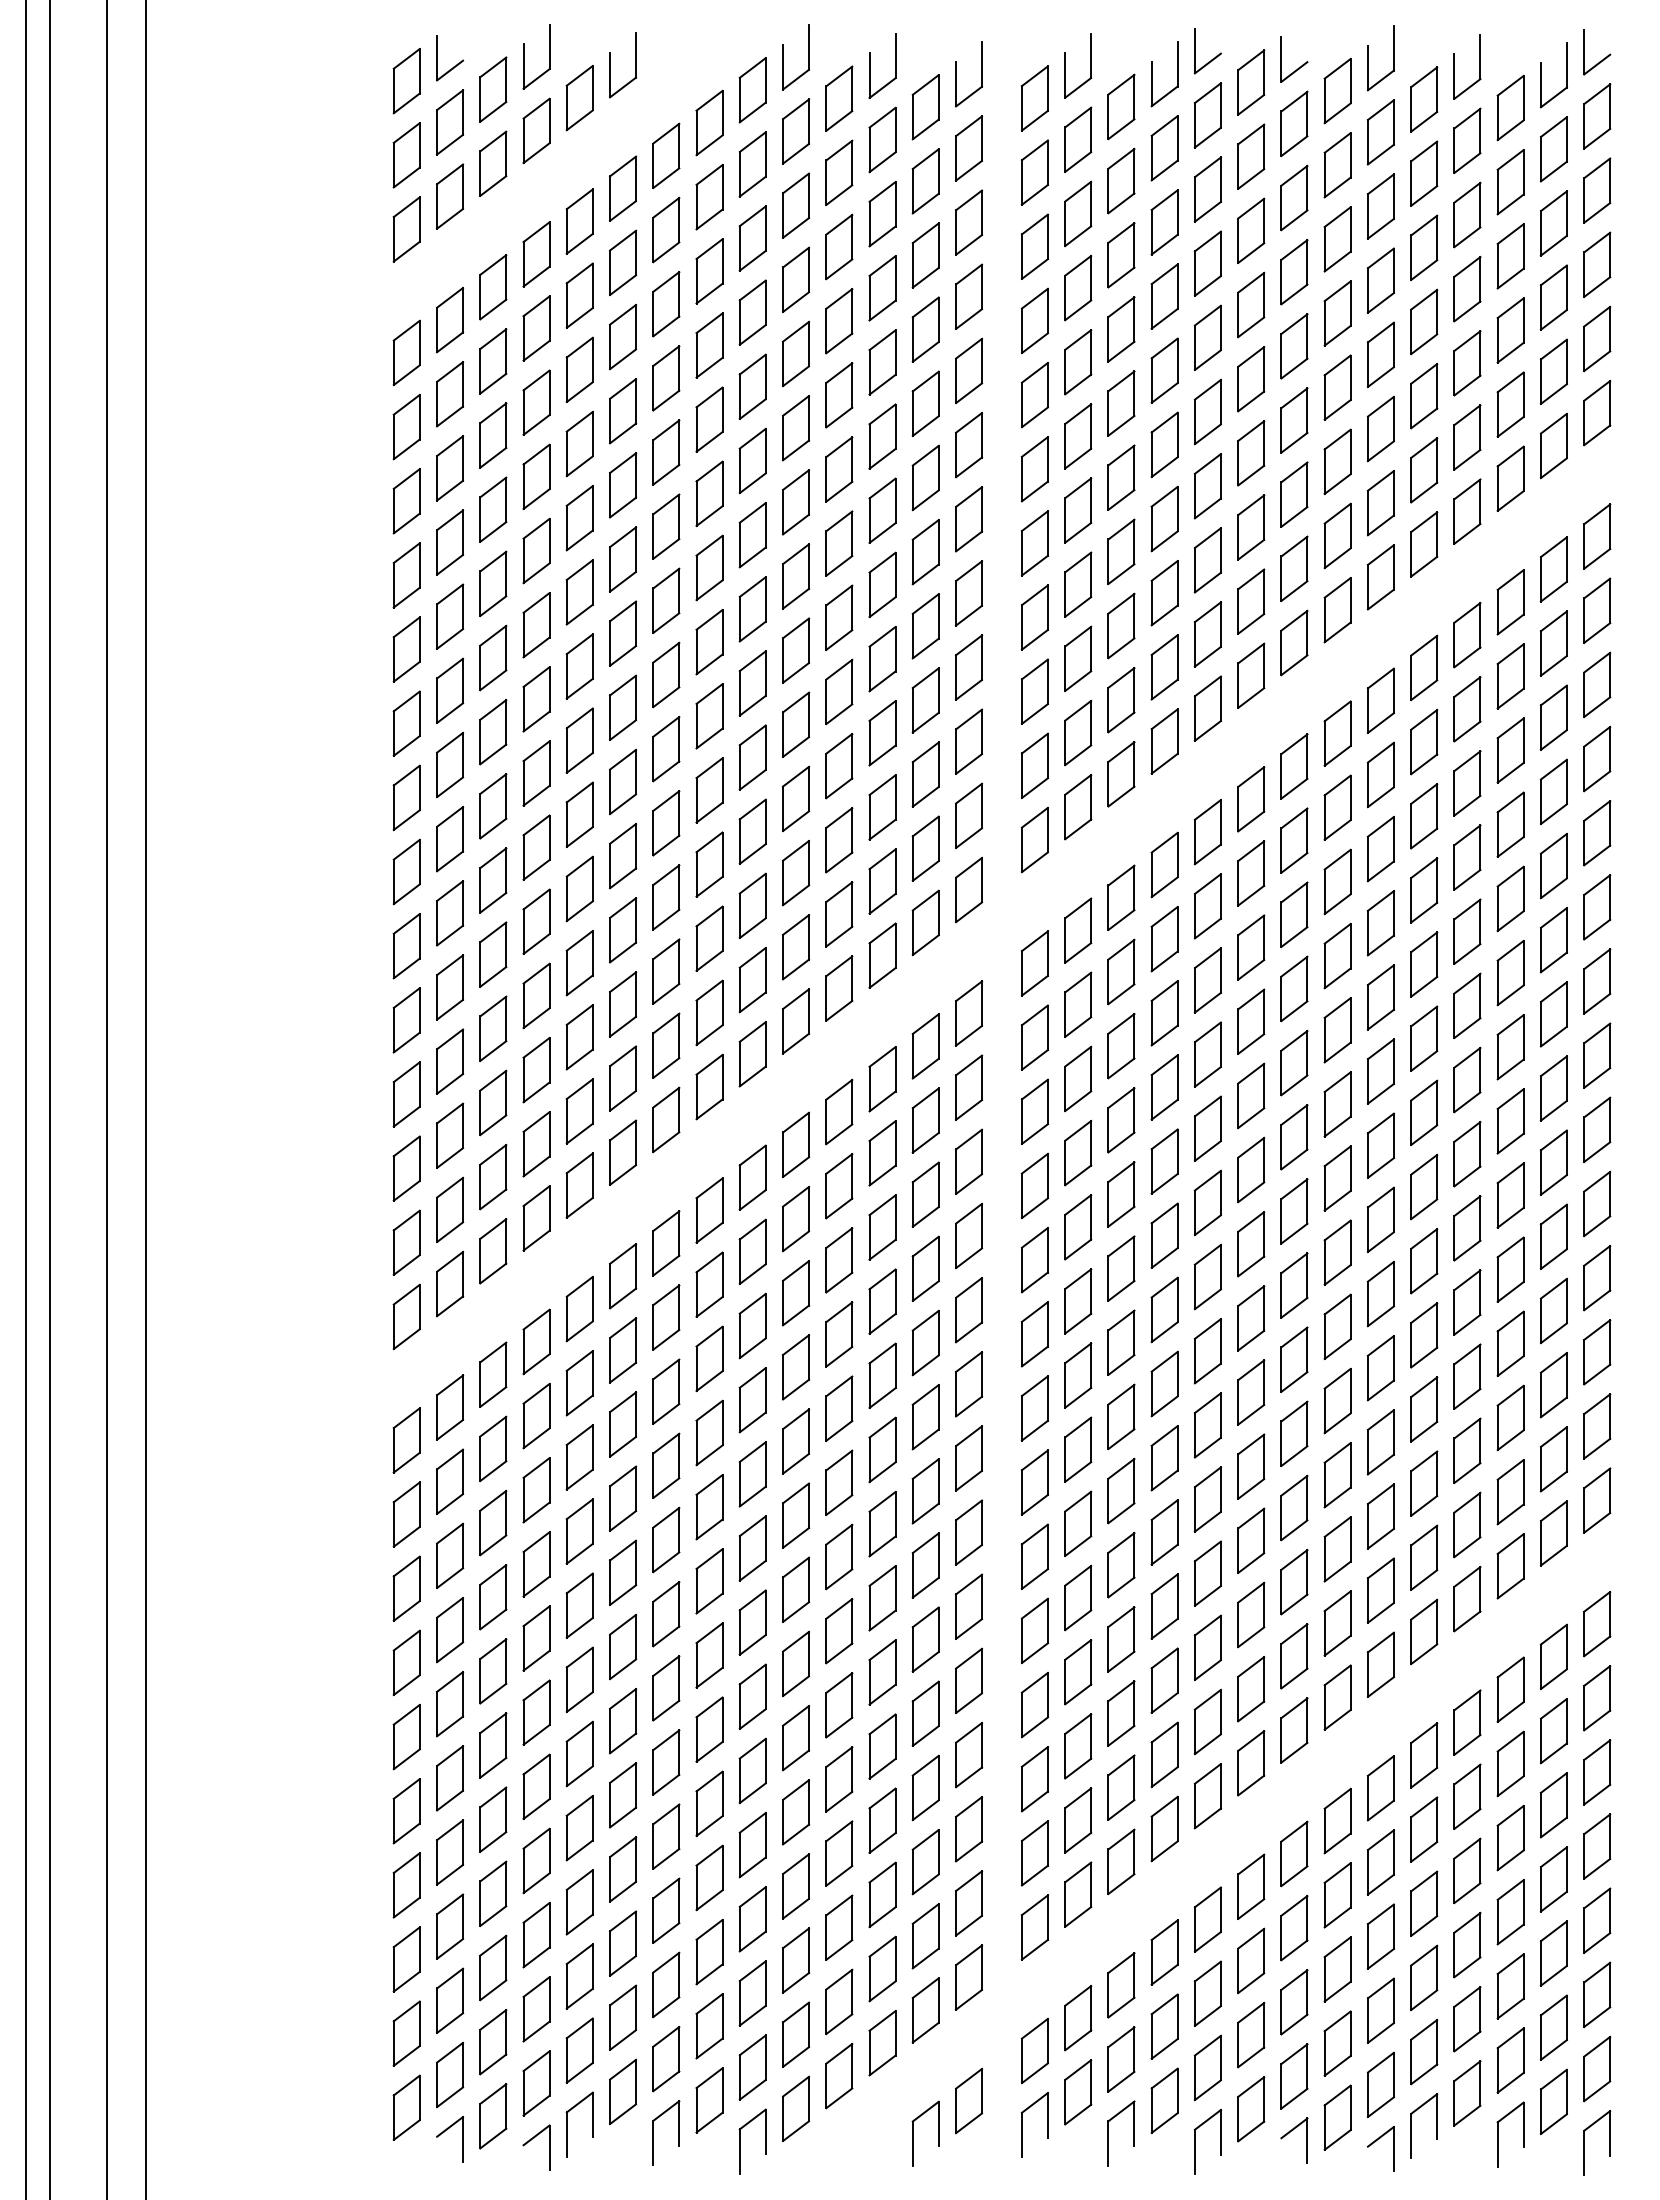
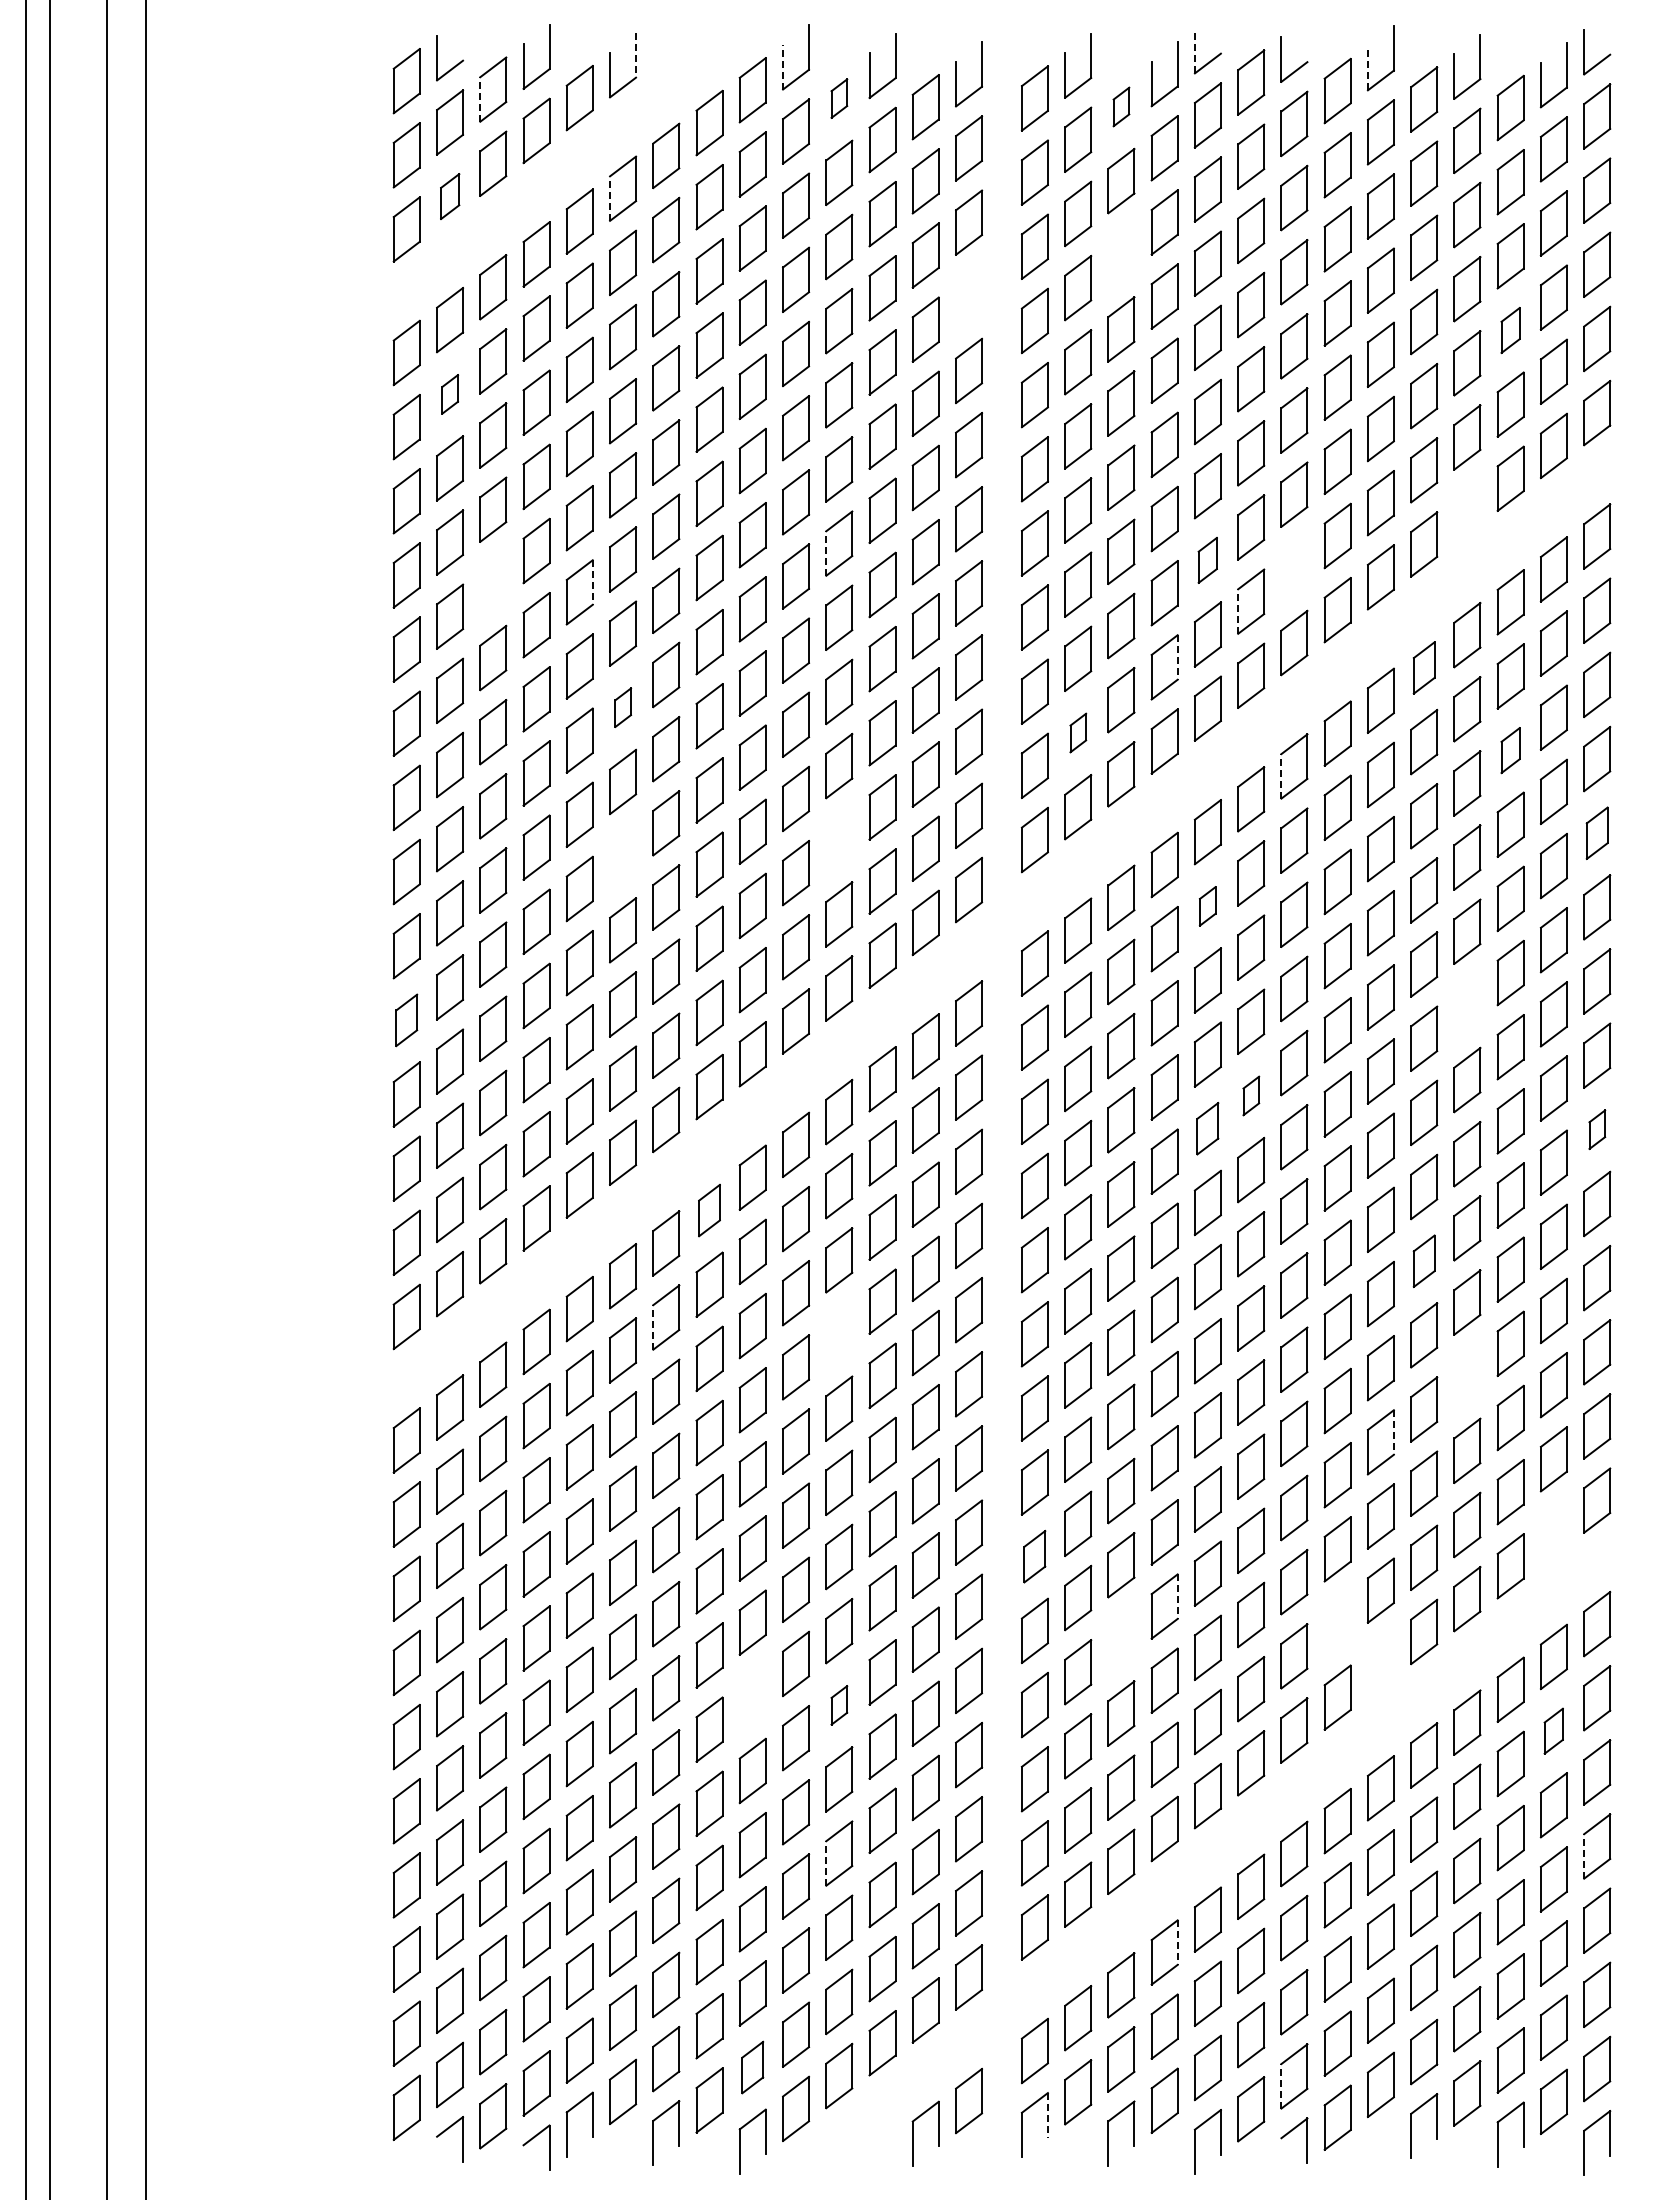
line: solid -> dashed (1194, 50)
line: solid -> dashed (636, 55)
line: solid -> dashed (783, 66)
line: solid -> dashed (1367, 67)
line: solid -> dashed (480, 98)
part size: 29x67 px -> 19x41 px (839, 98)
part size: 29x68 px -> 19x42 px (1121, 106)
part size: 29x67 px -> 21x47 px (450, 196)
line: solid -> dashed (610, 198)
part: present -> none (1121, 255)
part: present -> none (969, 296)
part size: 29x67 px -> 21x47 px (1510, 330)
part size: 29x67 px -> 19x41 px (450, 394)
part: present -> none (1467, 511)
line: solid -> dashed (826, 553)
part size: 29x67 px -> 21x47 px (1207, 560)
part: present -> none (1294, 568)
part: present -> none (493, 583)
line: solid -> dashed (592, 583)
line: solid -> dashed (1238, 611)
line: solid -> dashed (1177, 657)
part size: 29x68 px -> 24x54 px (1423, 667)
part size: 29x67 px -> 19x41 px (623, 707)
part size: 29x68 px -> 19x42 px (1078, 732)
part size: 29x67 px -> 21x48 px (1510, 750)
line: solid -> dashed (1281, 775)
part size: 29x67 px -> 24x54 px (1596, 832)
part: present -> none (839, 840)
part: present -> none (623, 856)
part size: 29x67 px -> 19x41 px (1207, 906)
part: present -> none (1467, 1005)
part size: 29x67 px -> 24x55 px (406, 1020)
part size: 29x68 px -> 19x42 px (1251, 1095)
part size: 29x67 px -> 24x54 px (1207, 1128)
part size: 29x67 px -> 19x41 px (1597, 1129)
part size: 29x67 px -> 23x55 px (709, 1210)
part size: 29x67 px -> 24x54 px (1423, 1260)
line: solid -> dashed (653, 1326)
part: present -> none (839, 1334)
part: present -> none (1467, 1376)
line: solid -> dashed (1393, 1432)
part: present -> none (1553, 1533)
part size: 29x67 px -> 24x54 px (1034, 1556)
line: solid -> dashed (1177, 1597)
part: present -> none (1337, 1623)
part: present -> none (1121, 1639)
part: present -> none (1380, 1664)
part: present -> none (752, 1696)
part size: 29x67 px -> 19x41 px (839, 1705)
part size: 29x67 px -> 21x48 px (1553, 1730)
line: solid -> dashed (1584, 1855)
line: solid -> dashed (826, 1862)
line: solid -> dashed (1177, 1943)
part size: 29x67 px -> 24x55 px (752, 2067)
line: solid -> dashed (1281, 2085)
line: solid -> dashed (1047, 2115)
part: present -> none (1375, 2142)
